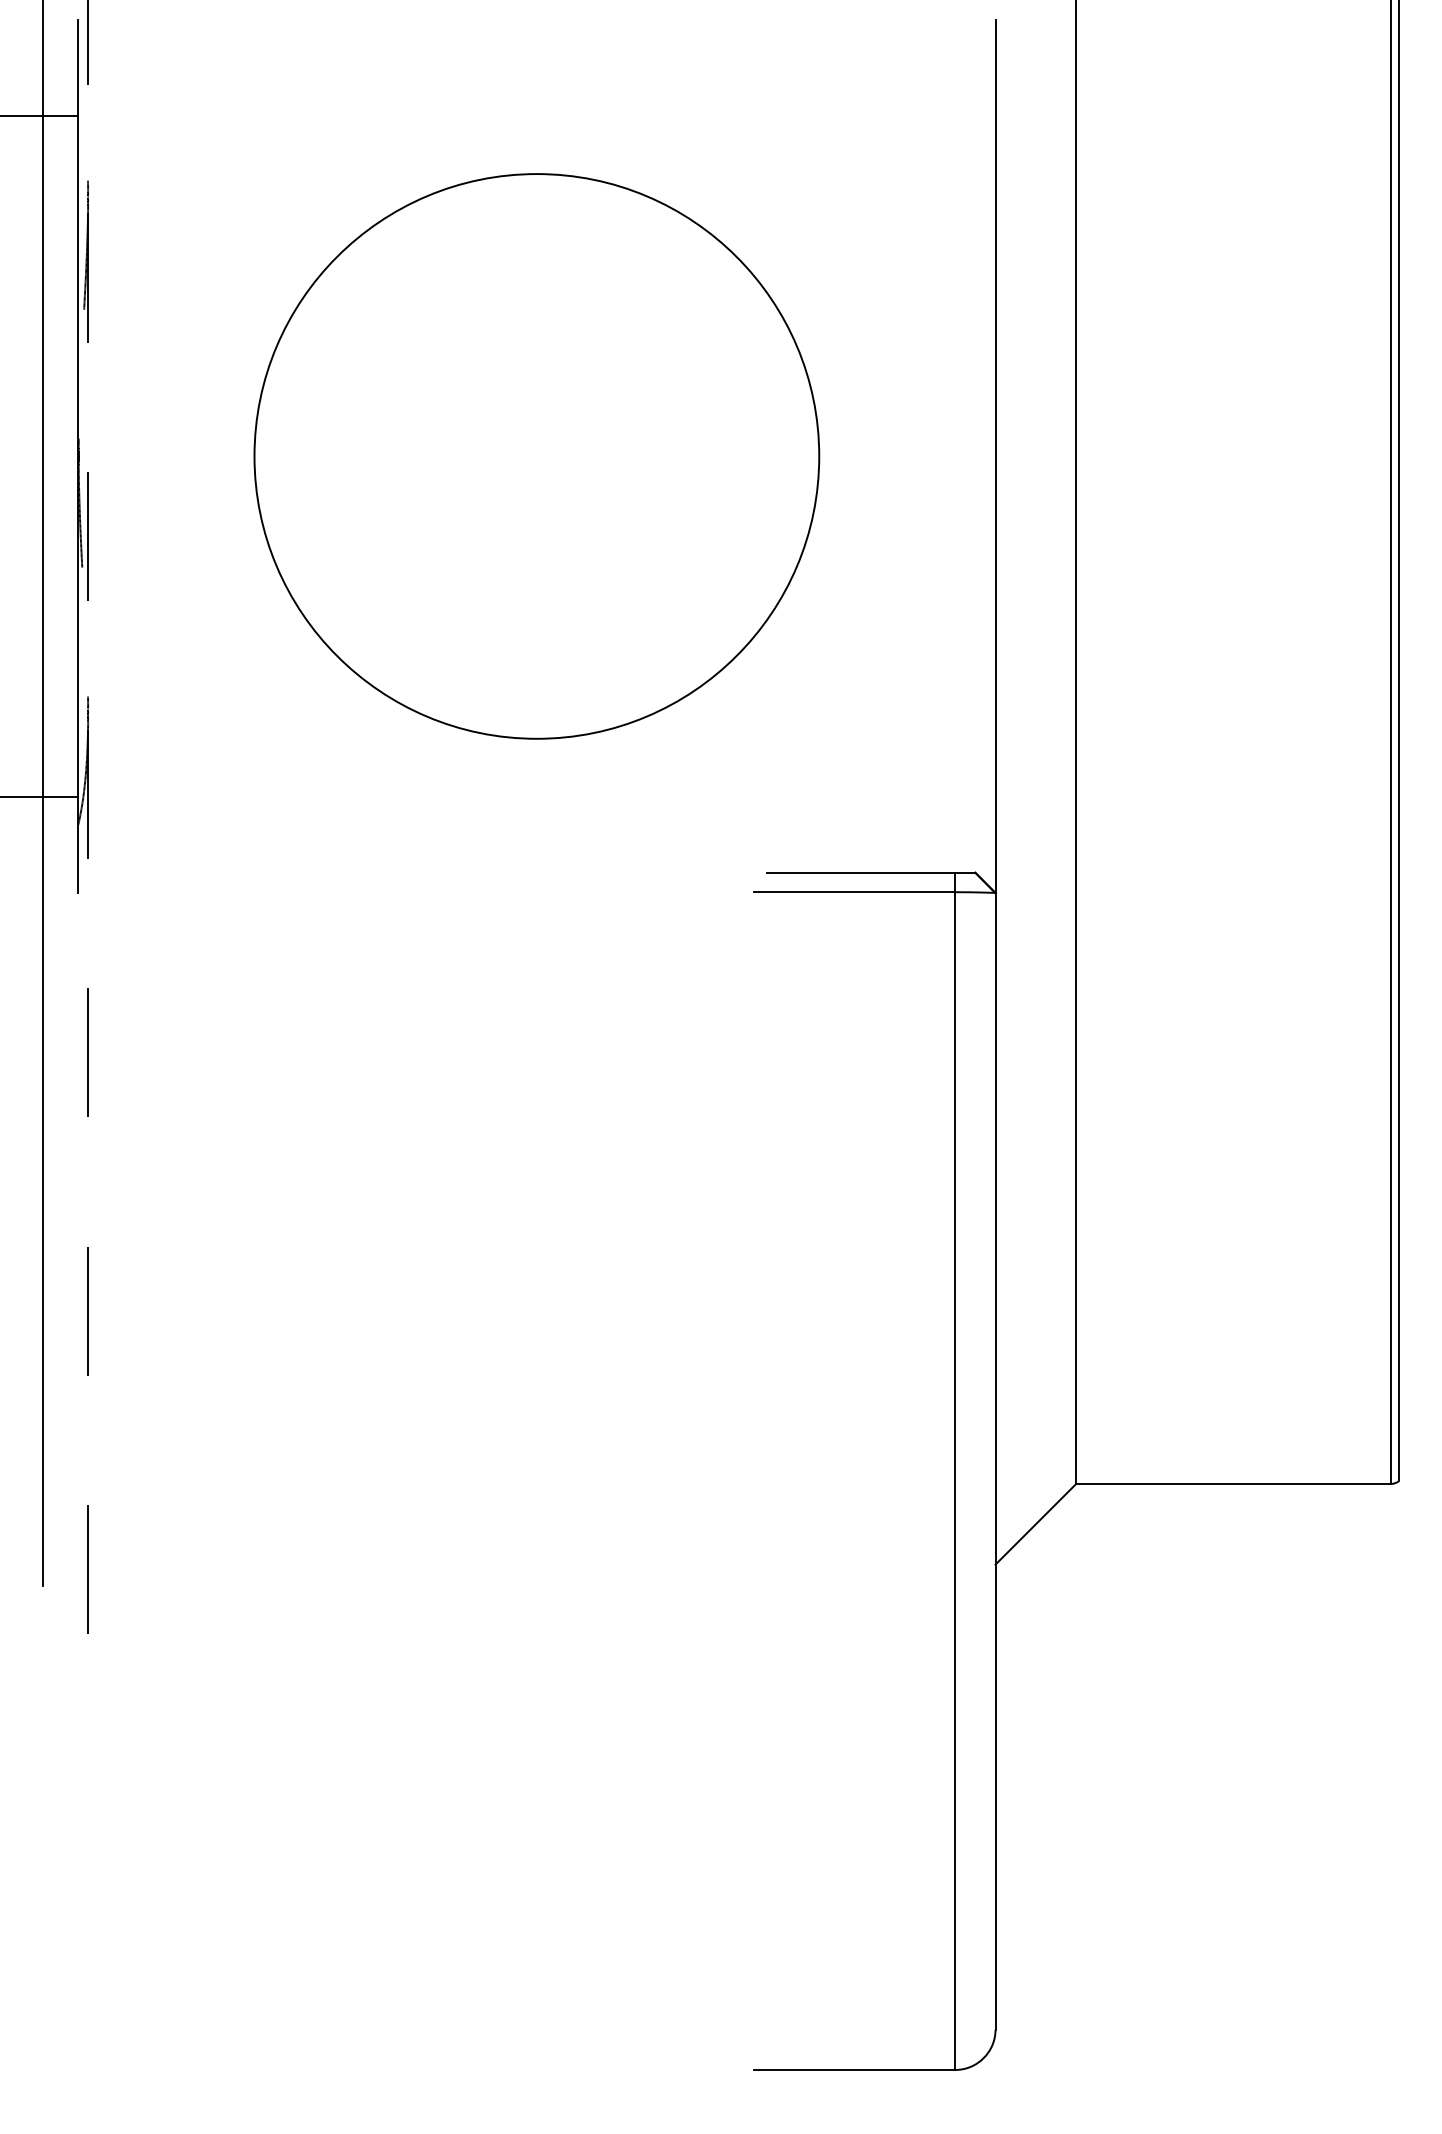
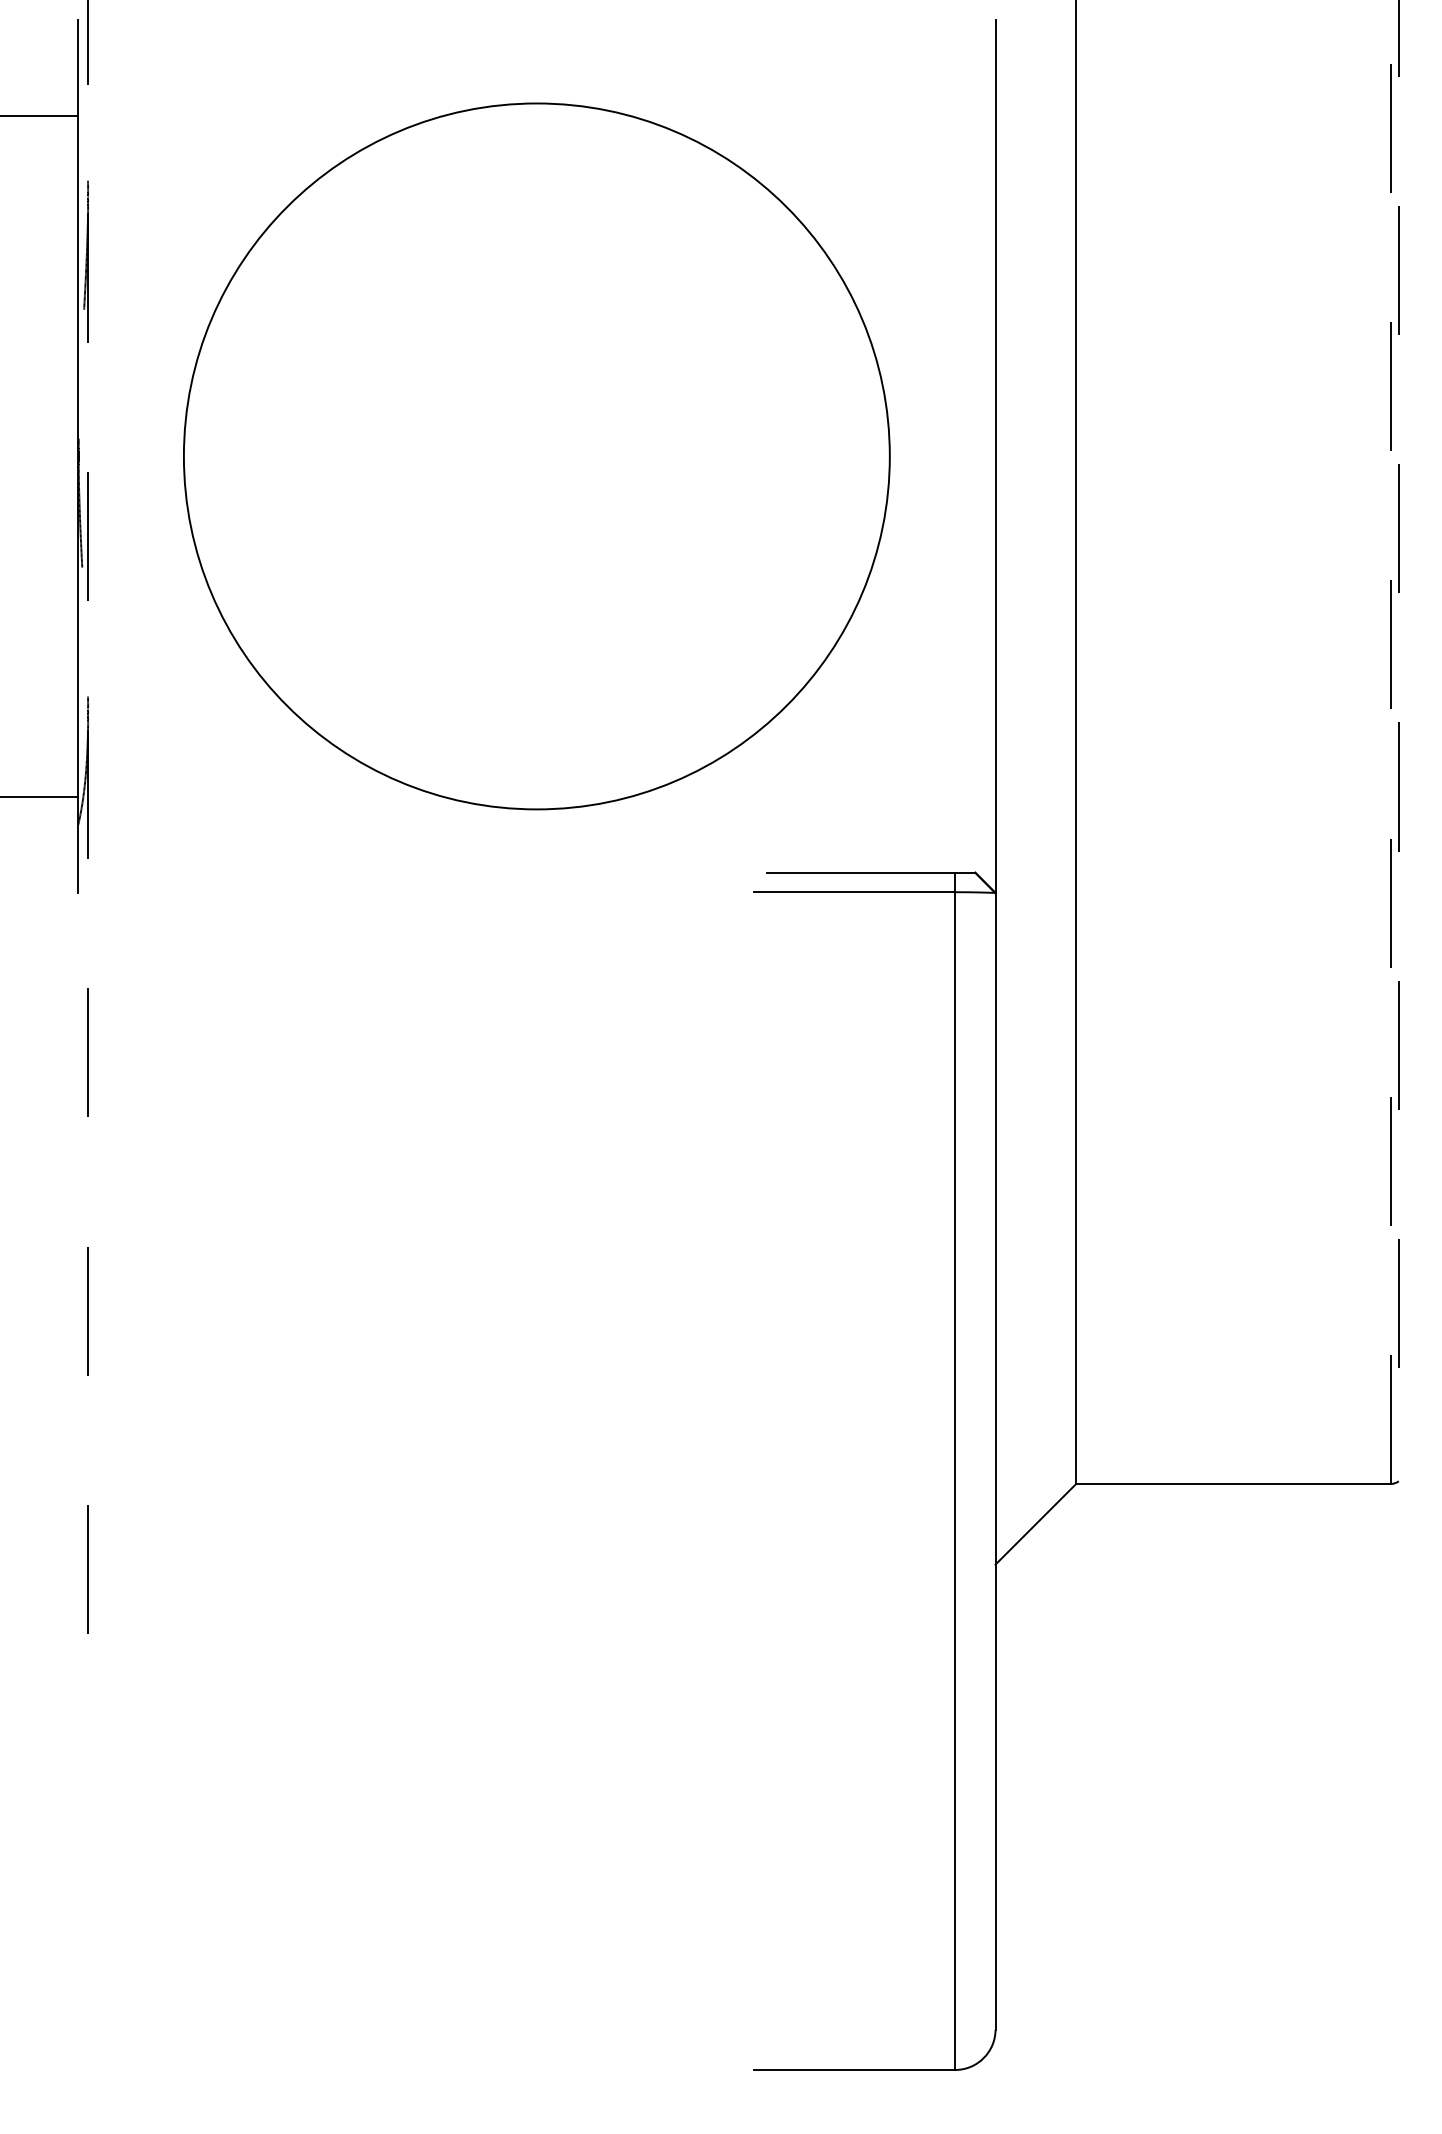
circle diameter: 565 px -> 706 px (536, 456)
line: solid -> dashed (1390, 741)
line: solid -> dashed (1398, 741)
line: present -> none (43, 794)
